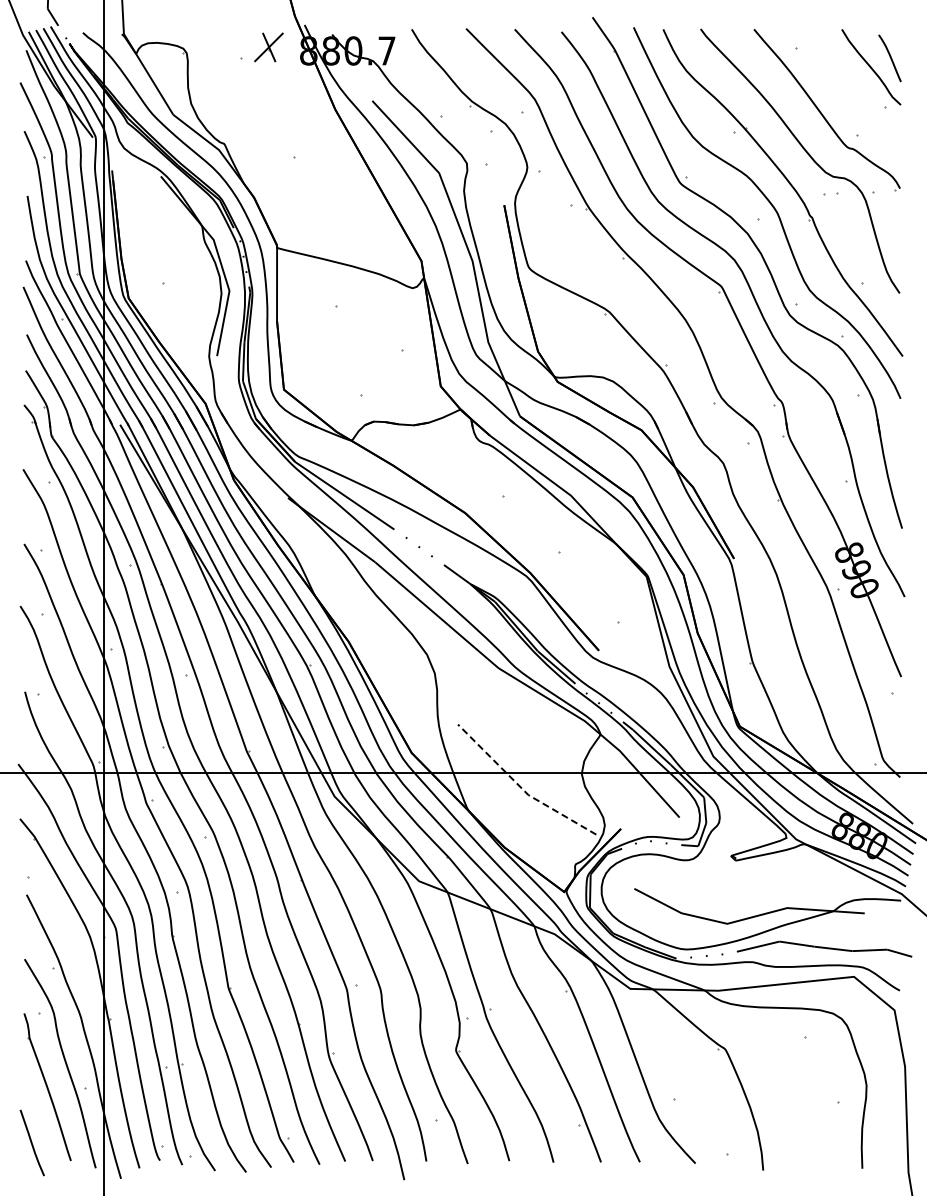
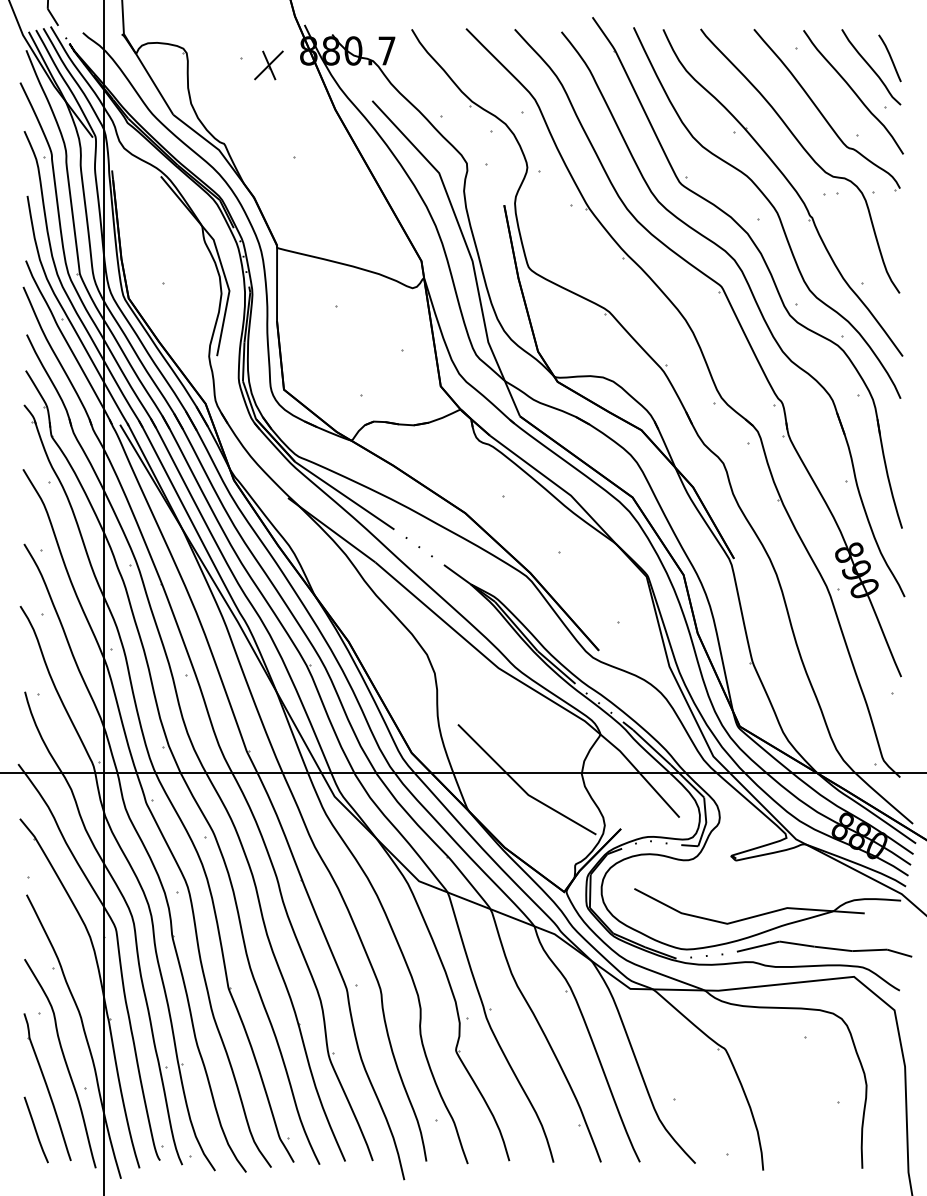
part position: (268, 47) -> (268, 65) (268, 65)
curve: none -> present (853, 92)
line: dashed -> solid (521, 788)
line position: (31, 1142) -> (35, 1129) (35, 1129)
